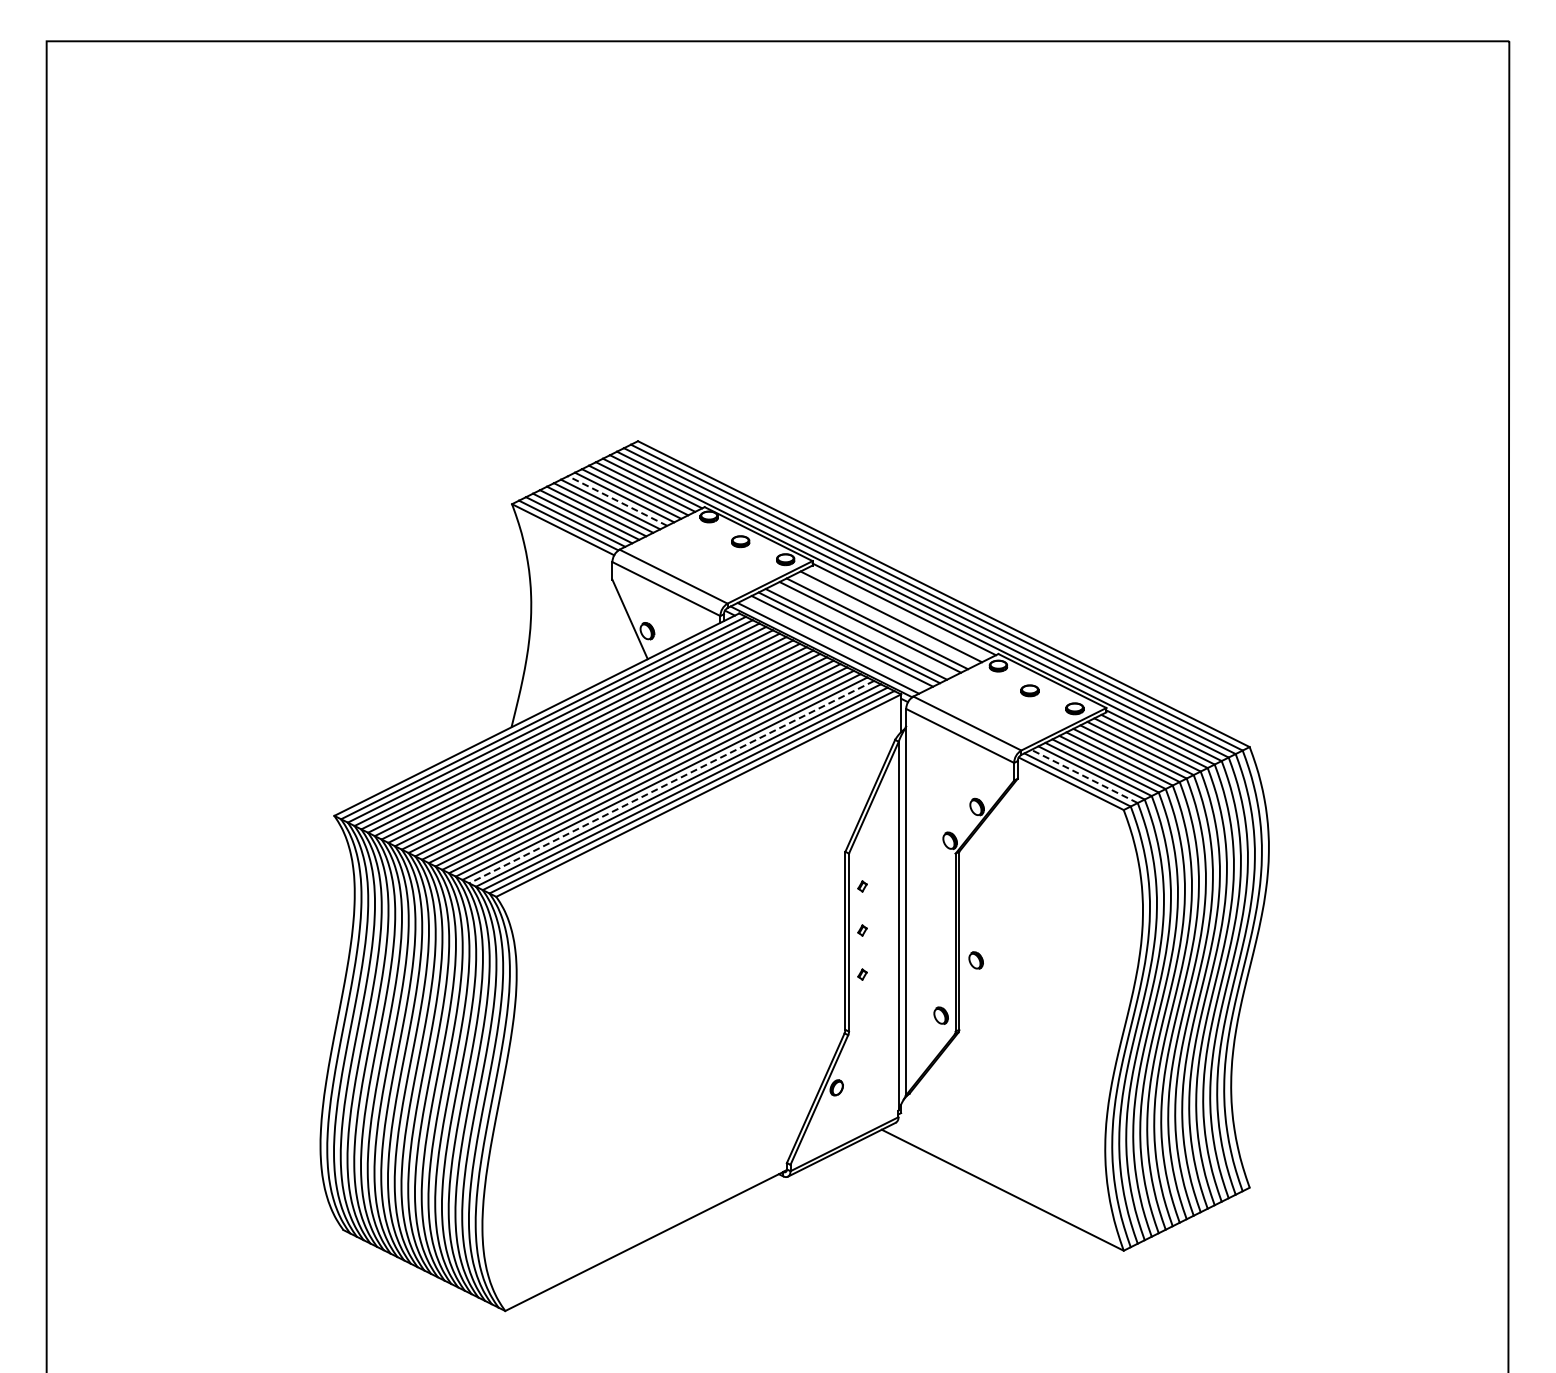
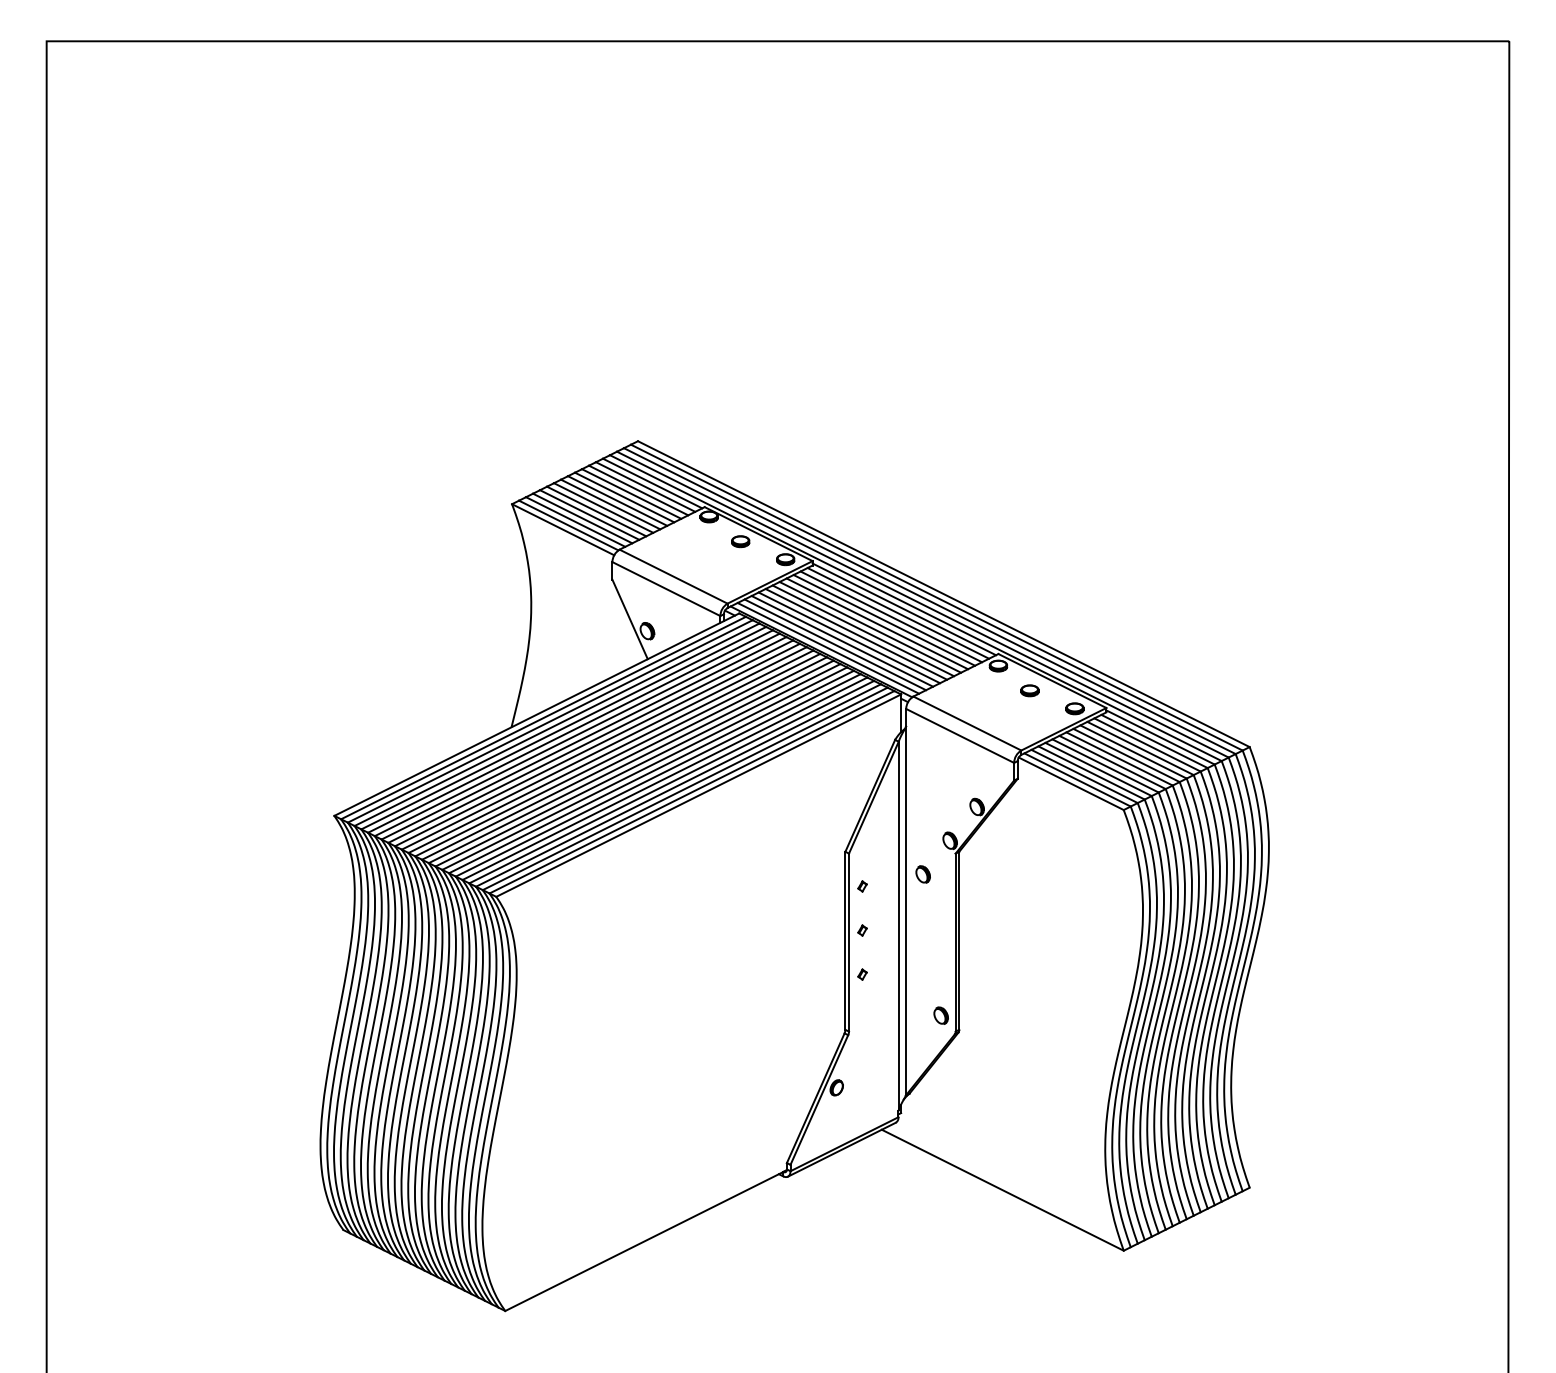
line: dashed -> solid (617, 500)
line: none -> present (898, 613)
line: none -> present (884, 620)
line: none -> present (863, 630)
line: none -> present (835, 644)
line: dashed -> solid (1084, 776)
line: dashed -> solid (671, 782)
part position: (975, 960) -> (922, 874) (922, 874)
